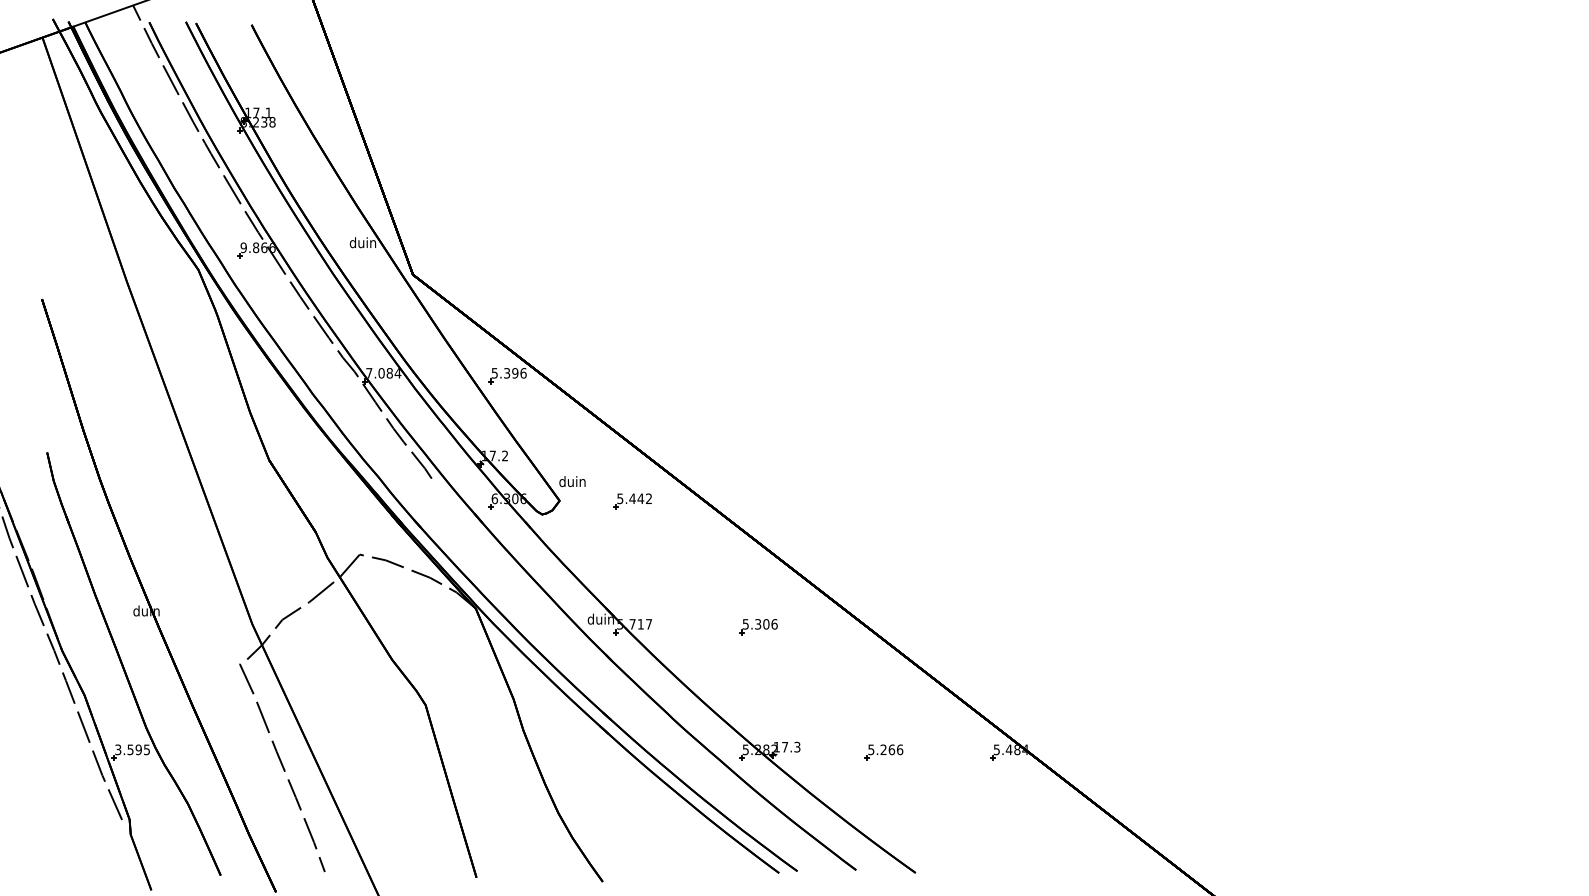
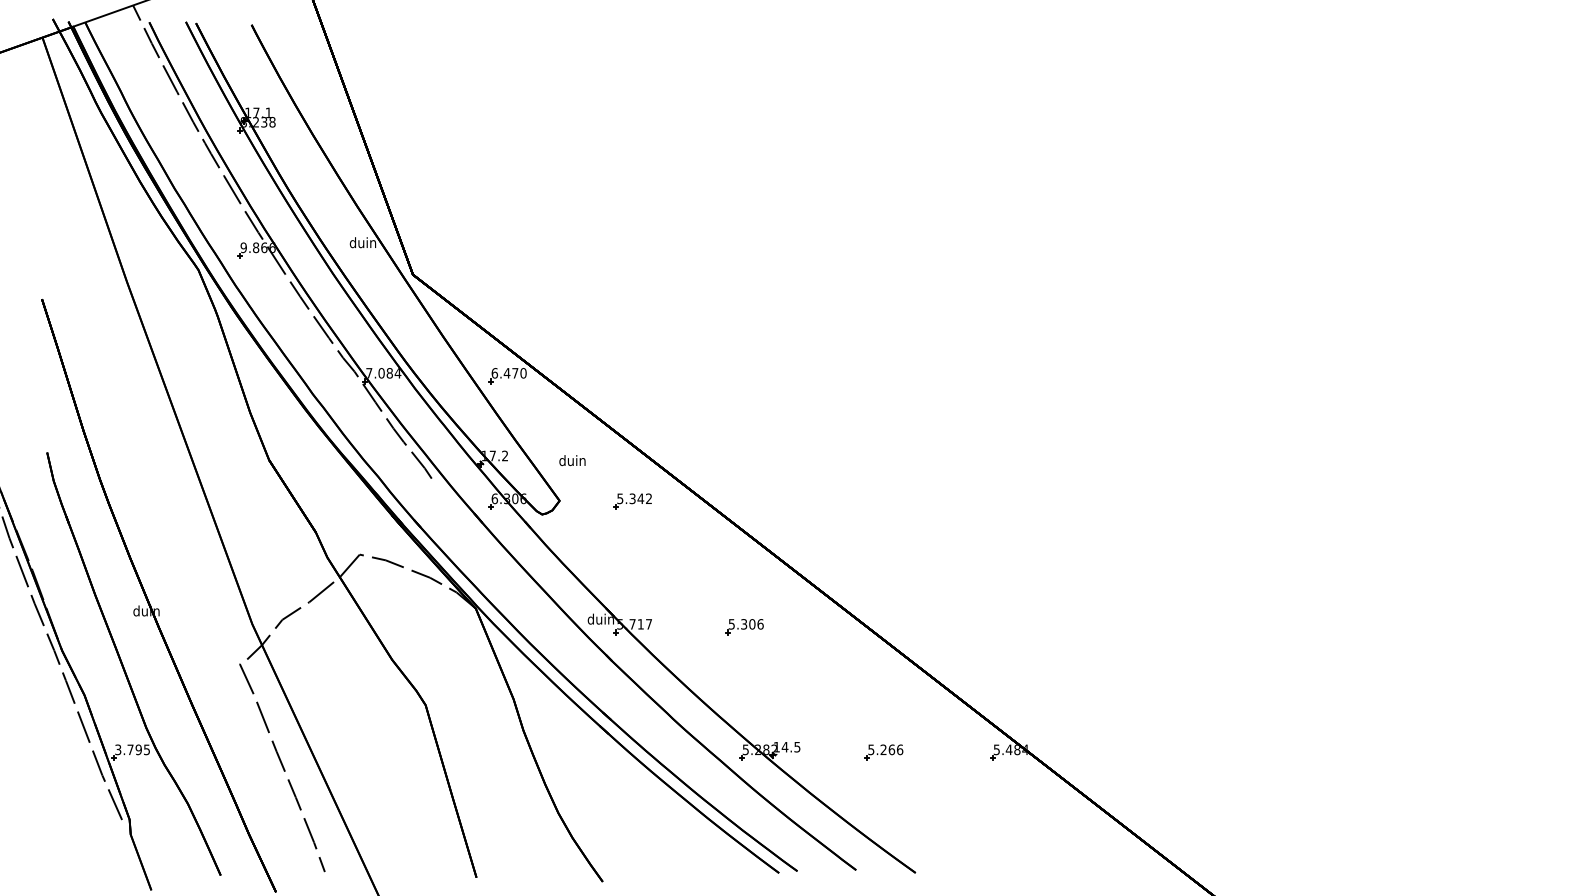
text: 5.396 -> 6.470 (508, 373)
text position: (572, 481) -> (572, 460) (572, 460)
text: 5.442 -> 5.342 (632, 498)
part position: (758, 627) -> (744, 627) (744, 627)
text: 17.3 -> 14.5 (790, 746)
text: 3.595 -> 3.795 (130, 749)
